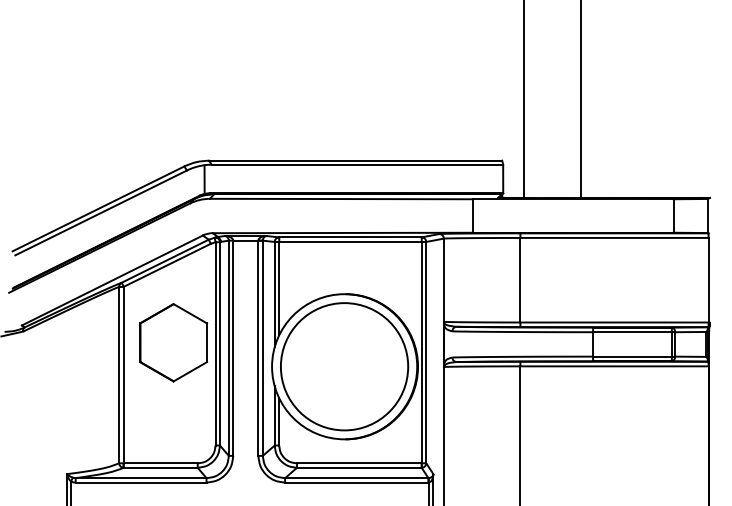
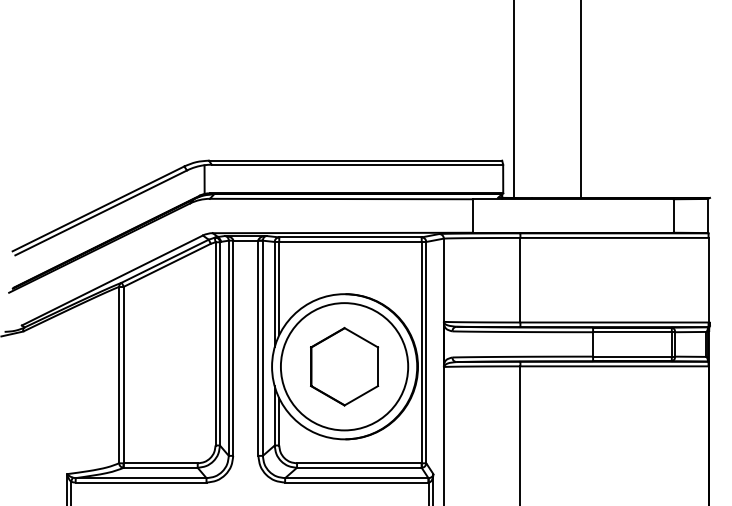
line position: (523, 99) -> (513, 99) (513, 99)
part position: (173, 342) -> (344, 366) (344, 366)
